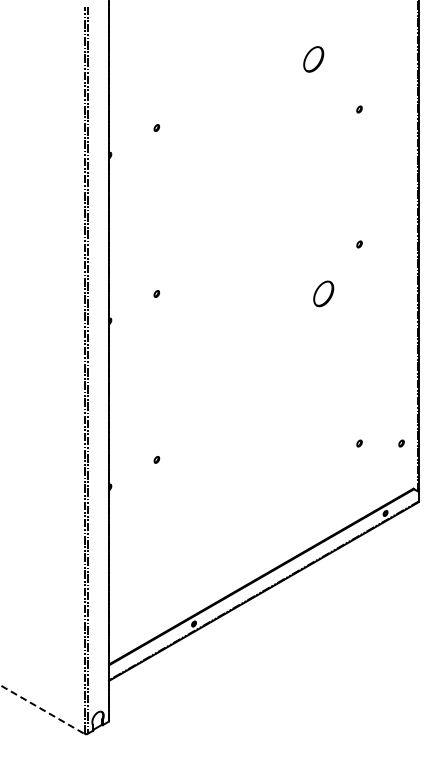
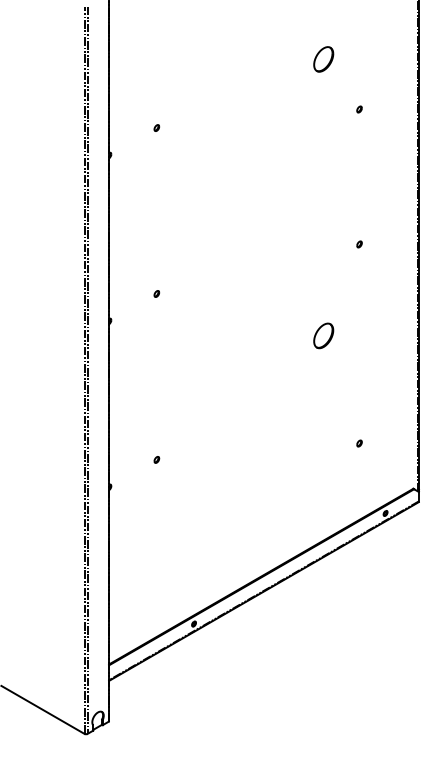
part position: (313, 59) -> (323, 59) (323, 59)
part position: (323, 293) -> (323, 335) (323, 335)
part: present -> none (401, 443)
line: dashed -> solid (42, 709)
